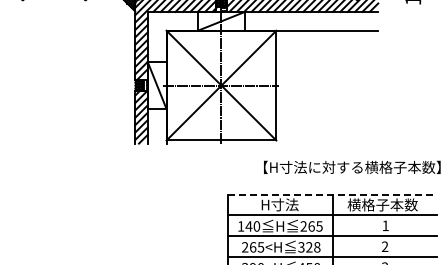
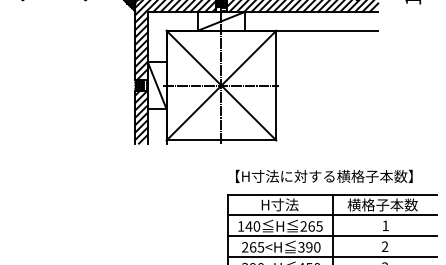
text position: (352, 166) -> (324, 175) (324, 175)
line: dashed -> solid (332, 194)
text: 328 -> 390 (313, 247)
